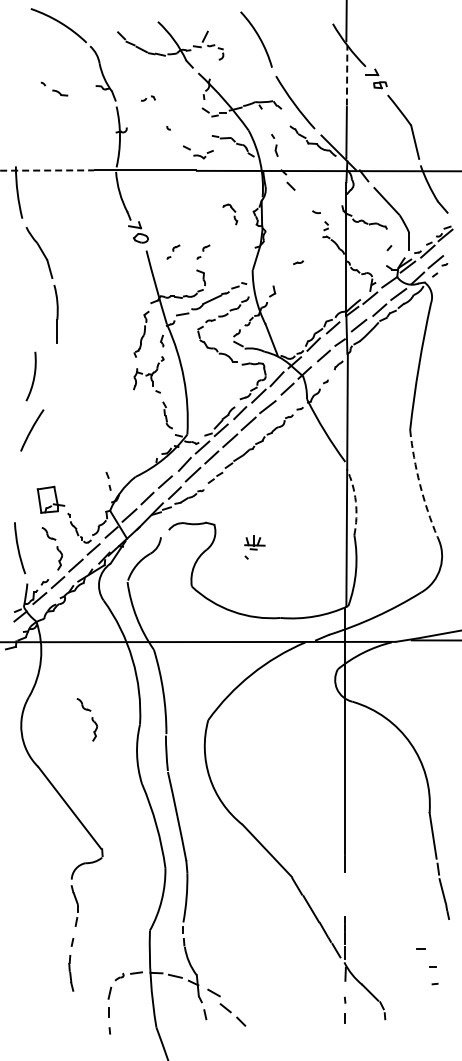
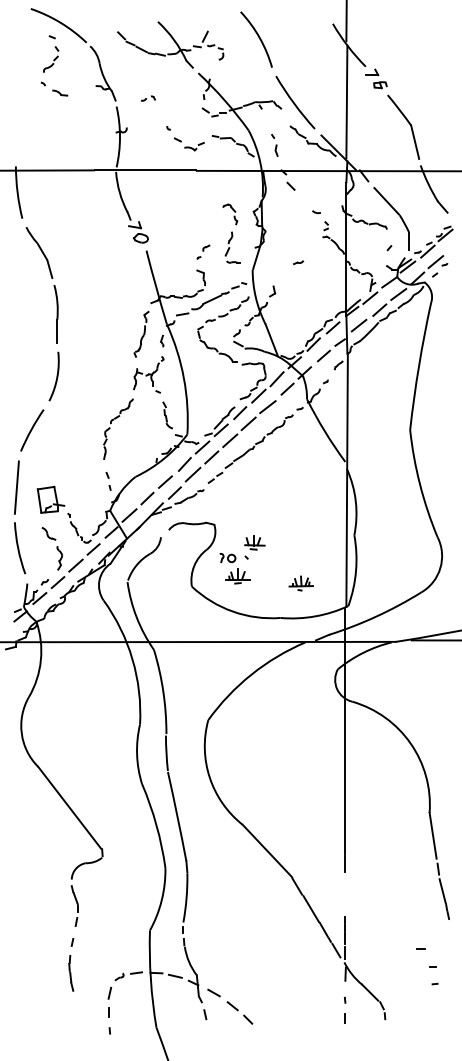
part: none -> present (51, 53)
line: dashed -> solid (347, 75)
part position: (197, 152) -> (188, 144) (188, 144)
line: dashed -> solid (47, 170)
part: none -> present (232, 247)
part: present -> none (173, 251)
arc position: (33, 376) -> (56, 376) (56, 376)
part: none -> present (110, 428)
arc: dashed -> solid (420, 484)
line: none -> present (16, 487)
arc: dashed -> solid (355, 501)
part: none -> present (234, 568)
part: none -> present (300, 583)
part: present -> none (87, 719)
part position: (232, 1014) -> (239, 1012) (239, 1012)
